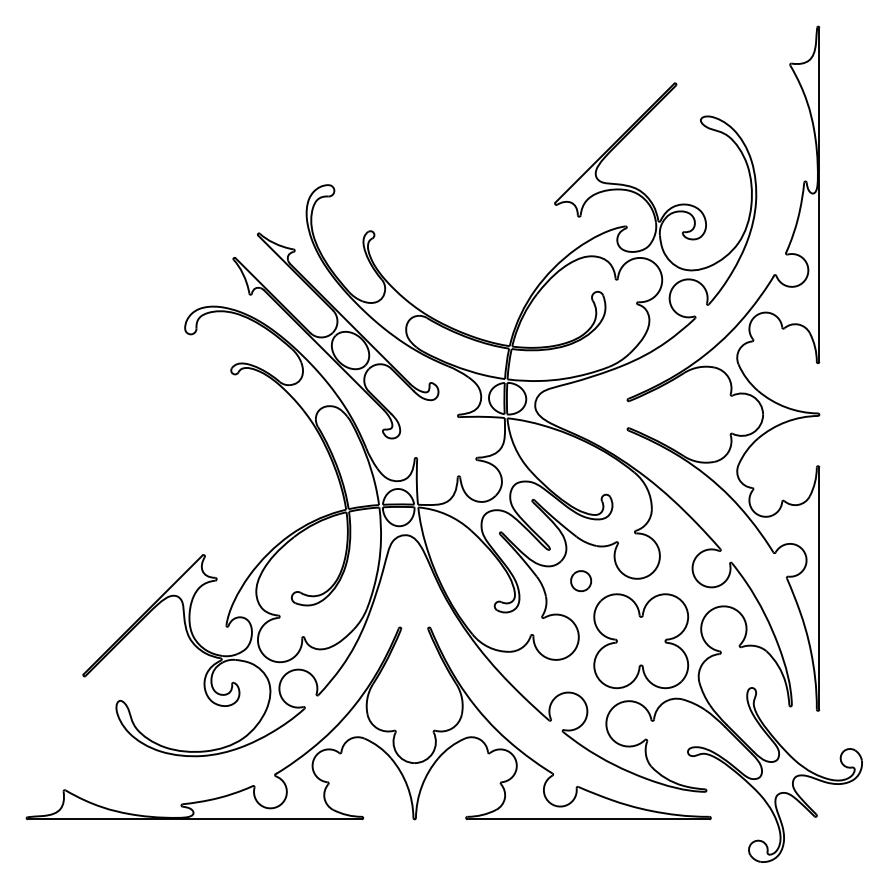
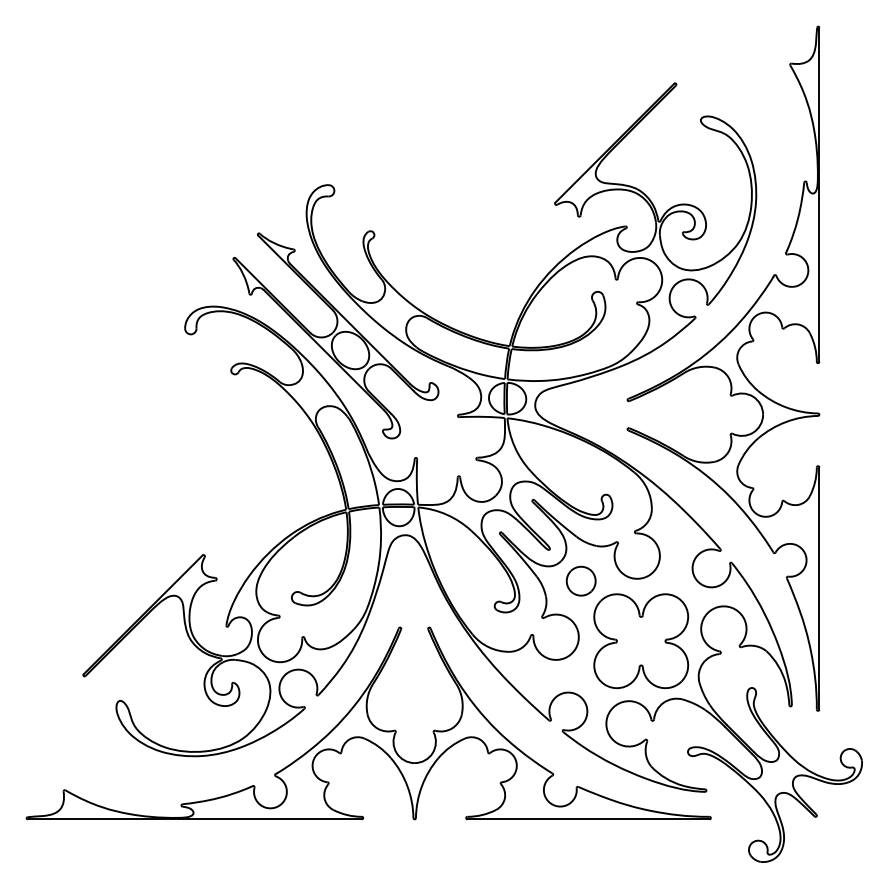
part size: 22x22 px -> 32x32 px (580, 580)
